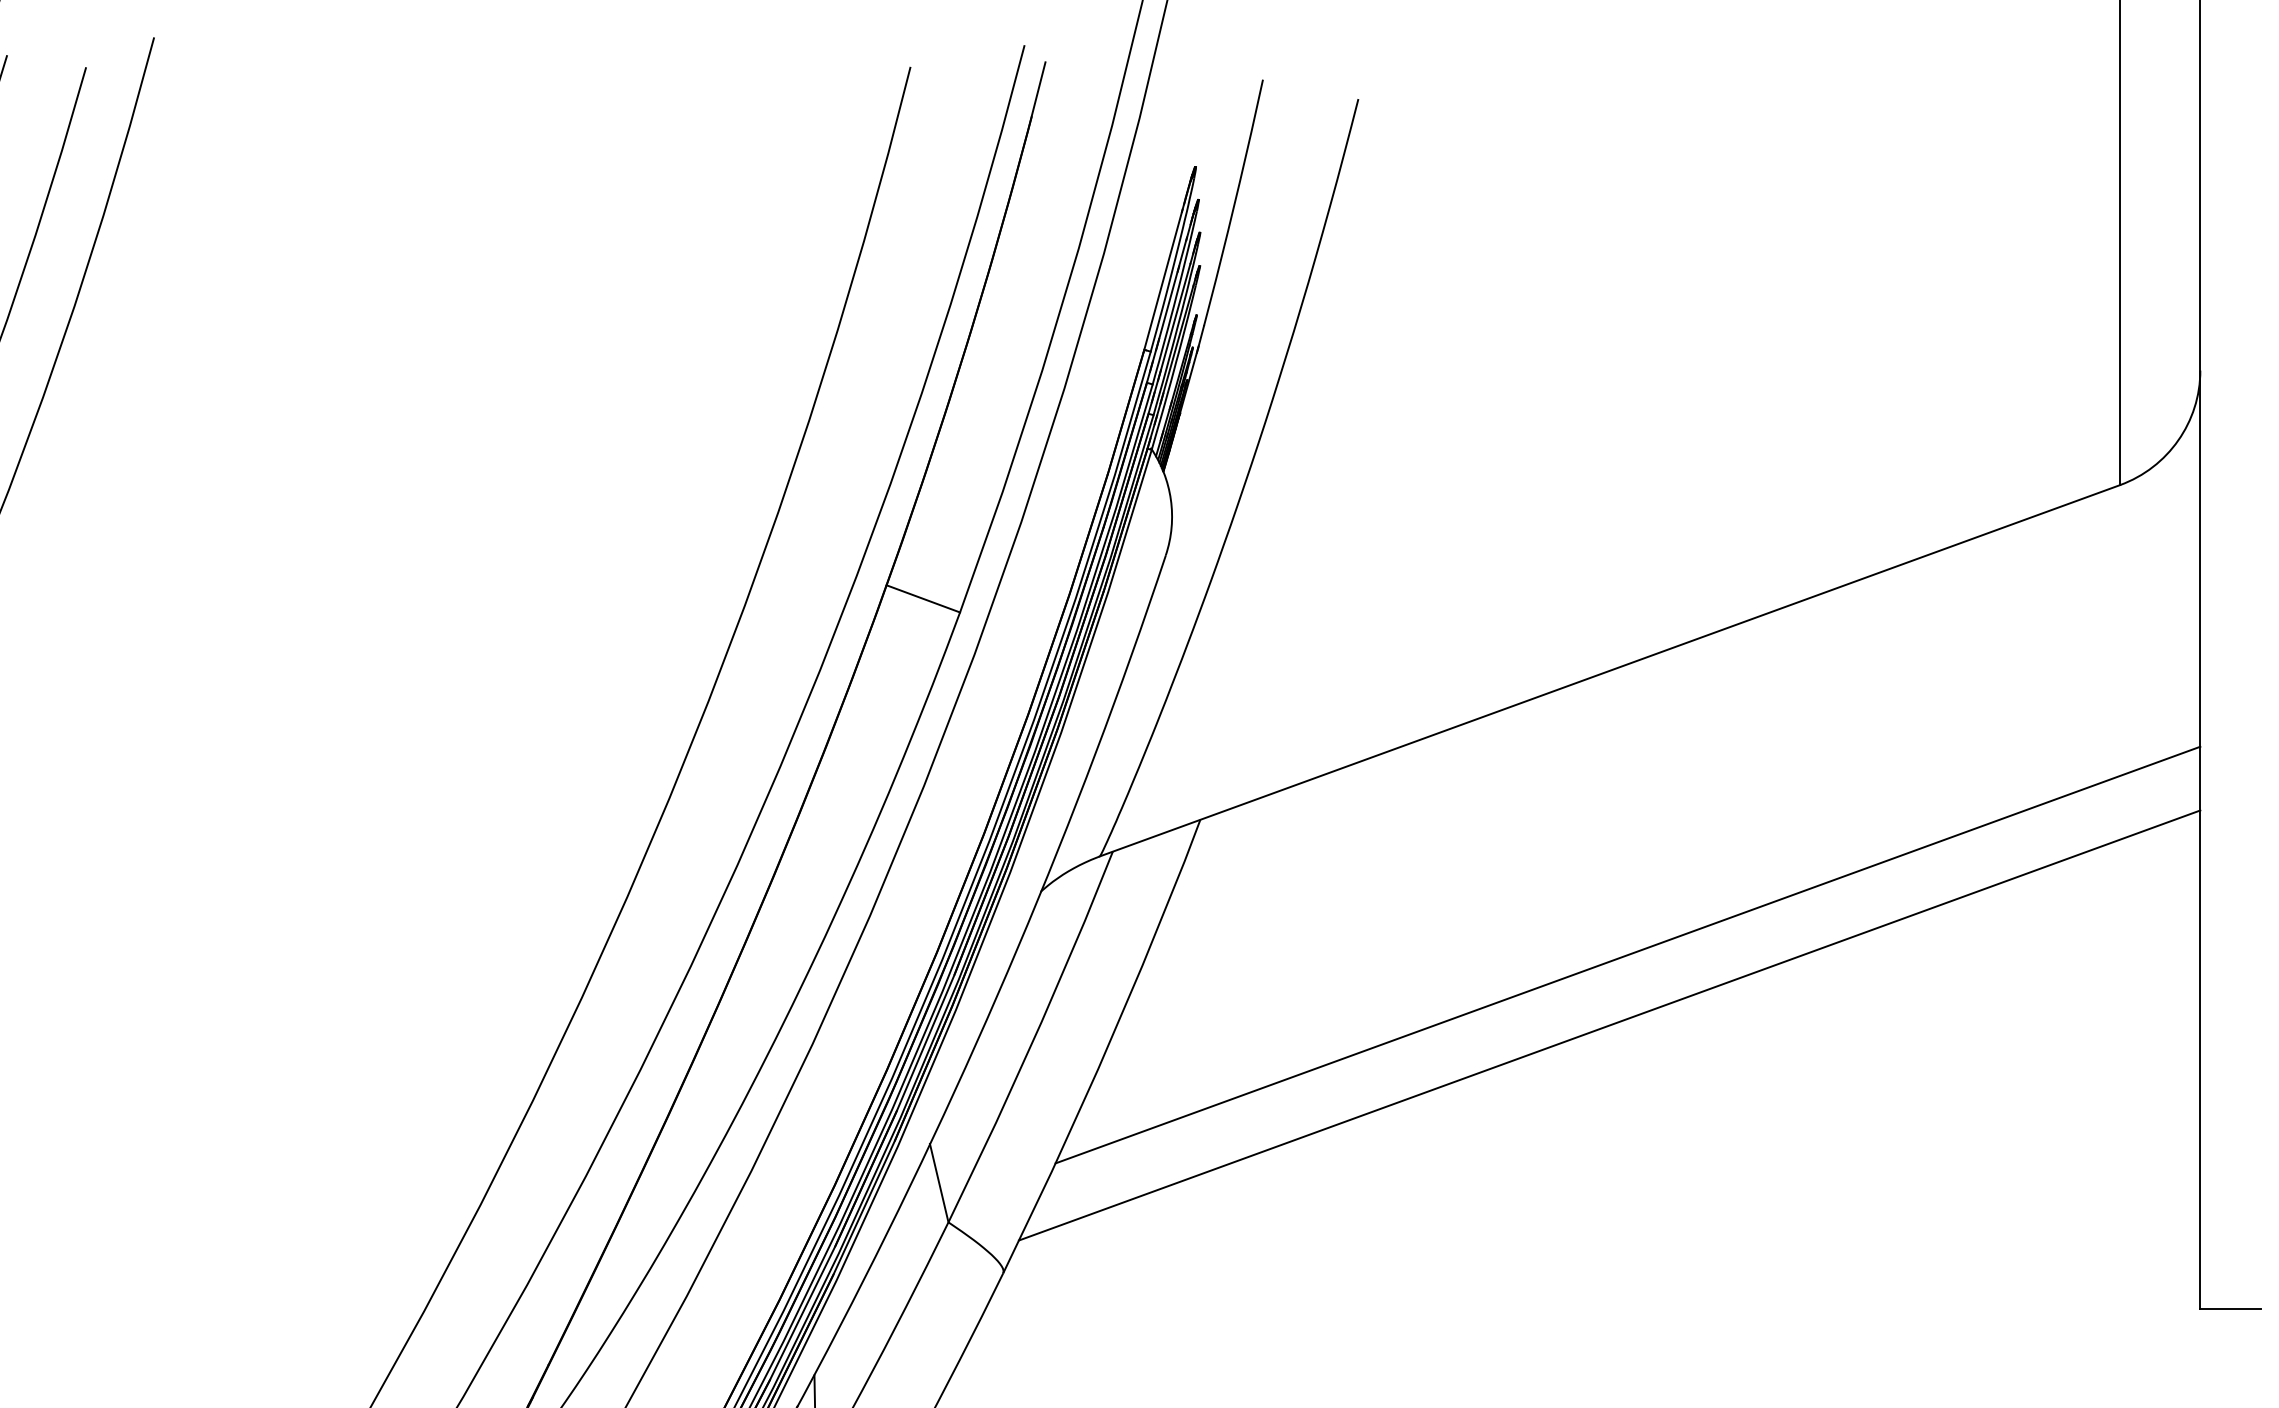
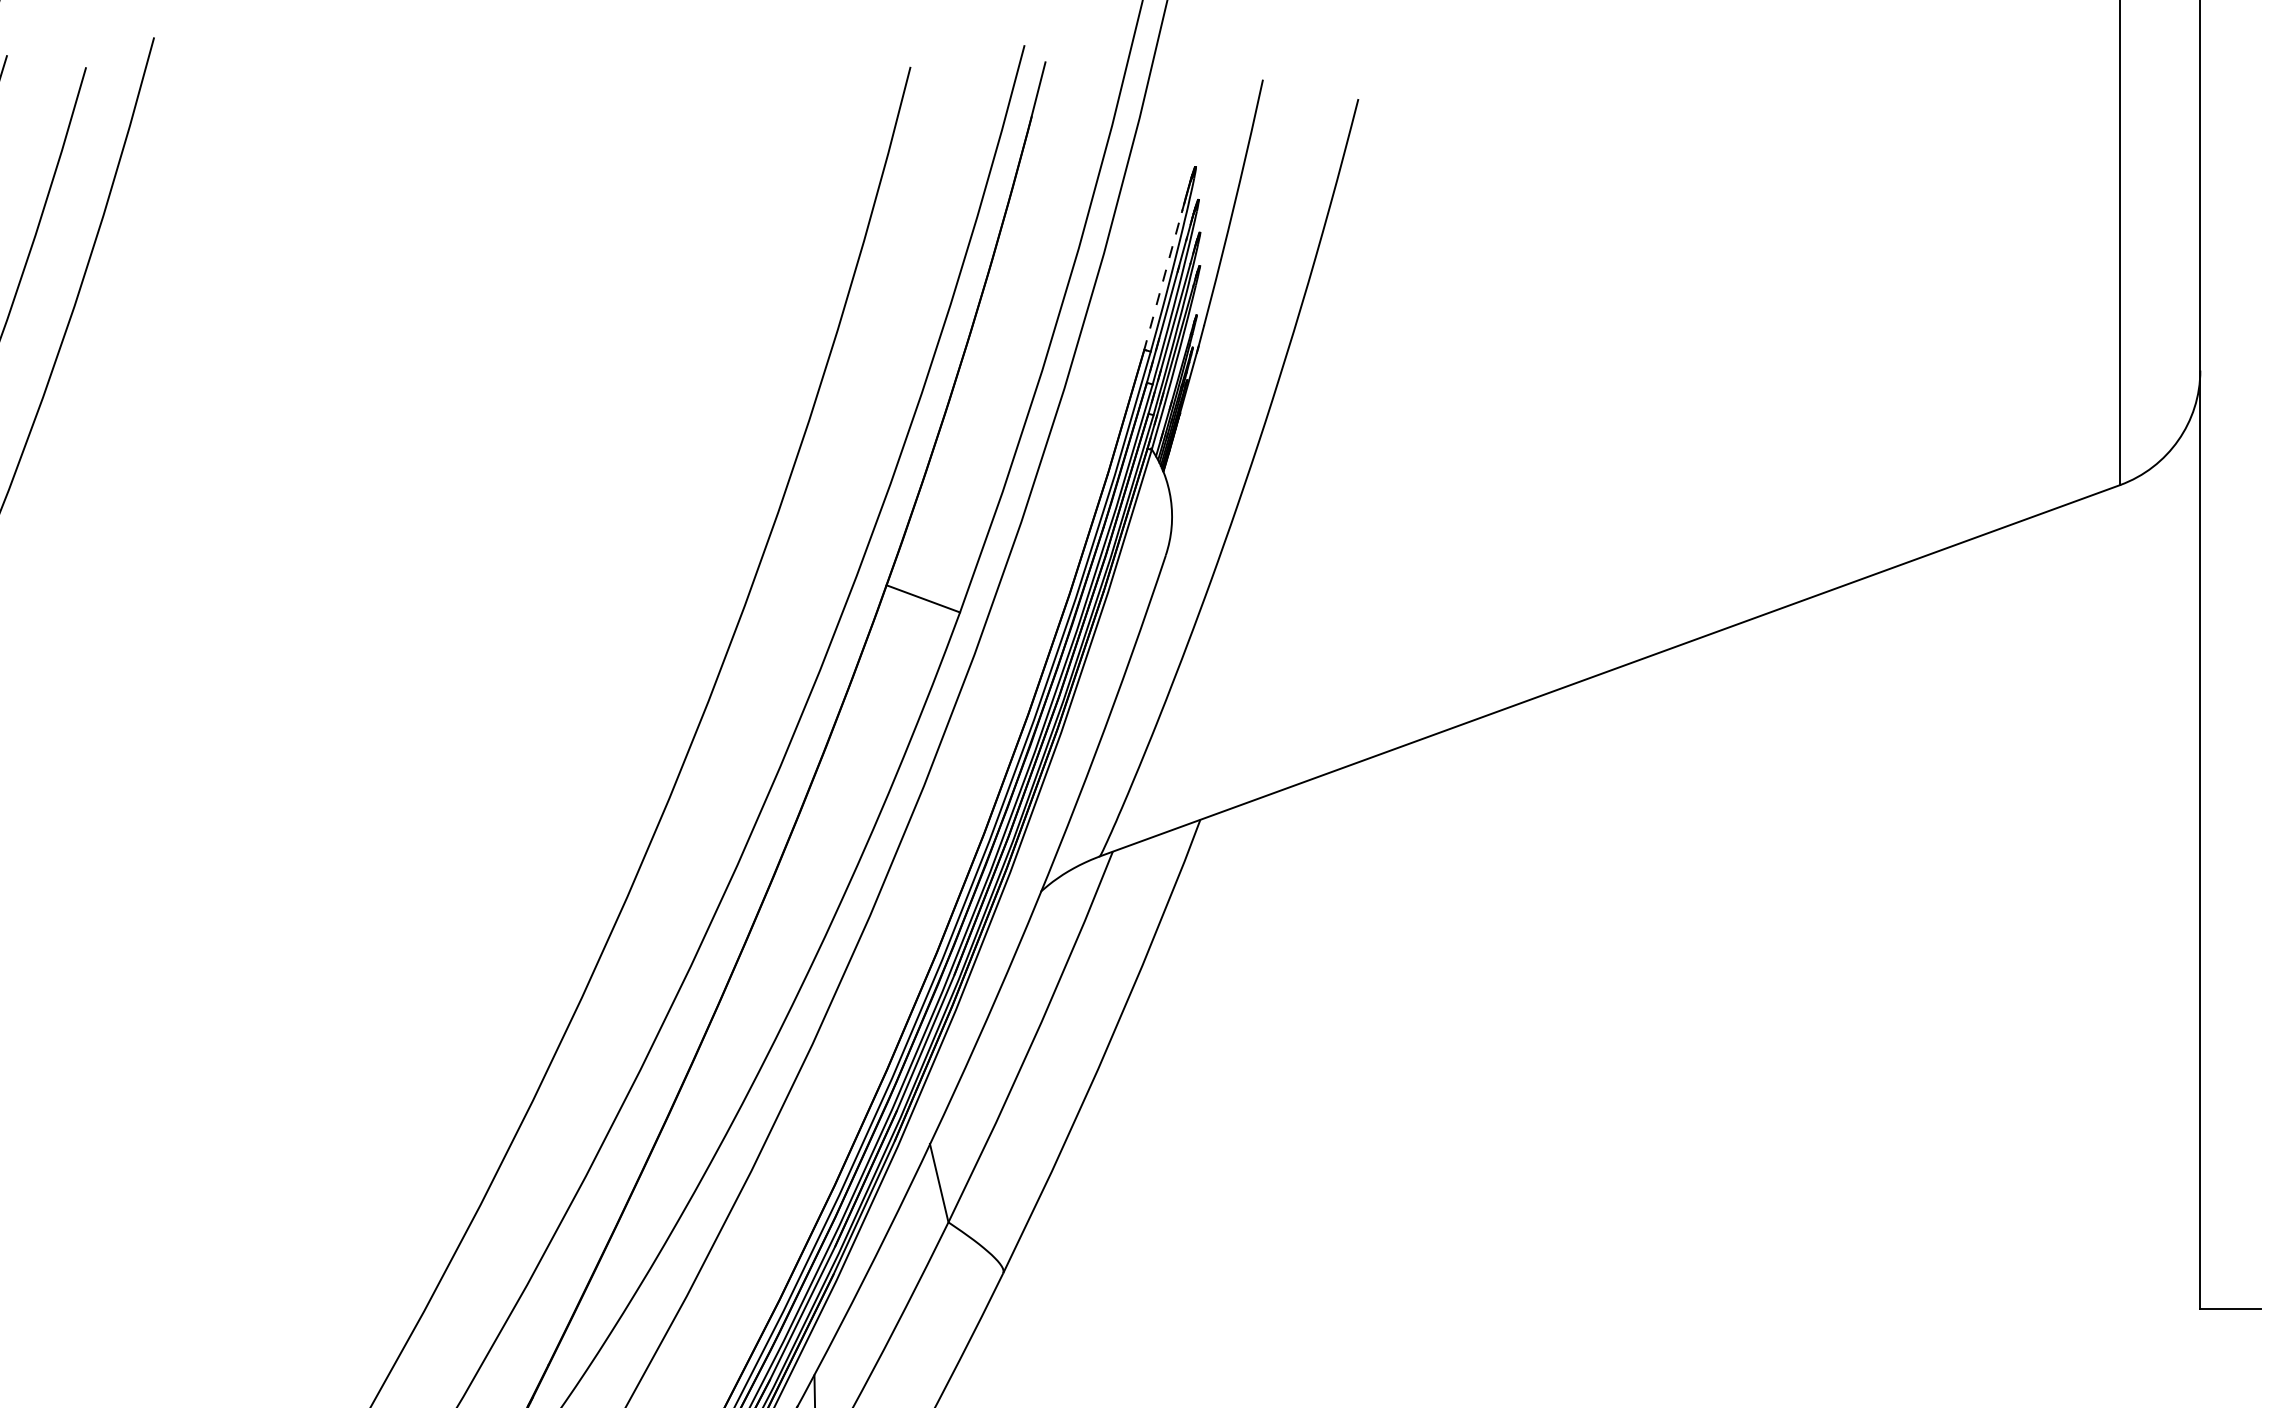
line: solid -> dashed (1163, 280)
line: present -> none (1627, 954)
line: present -> none (1609, 1025)
